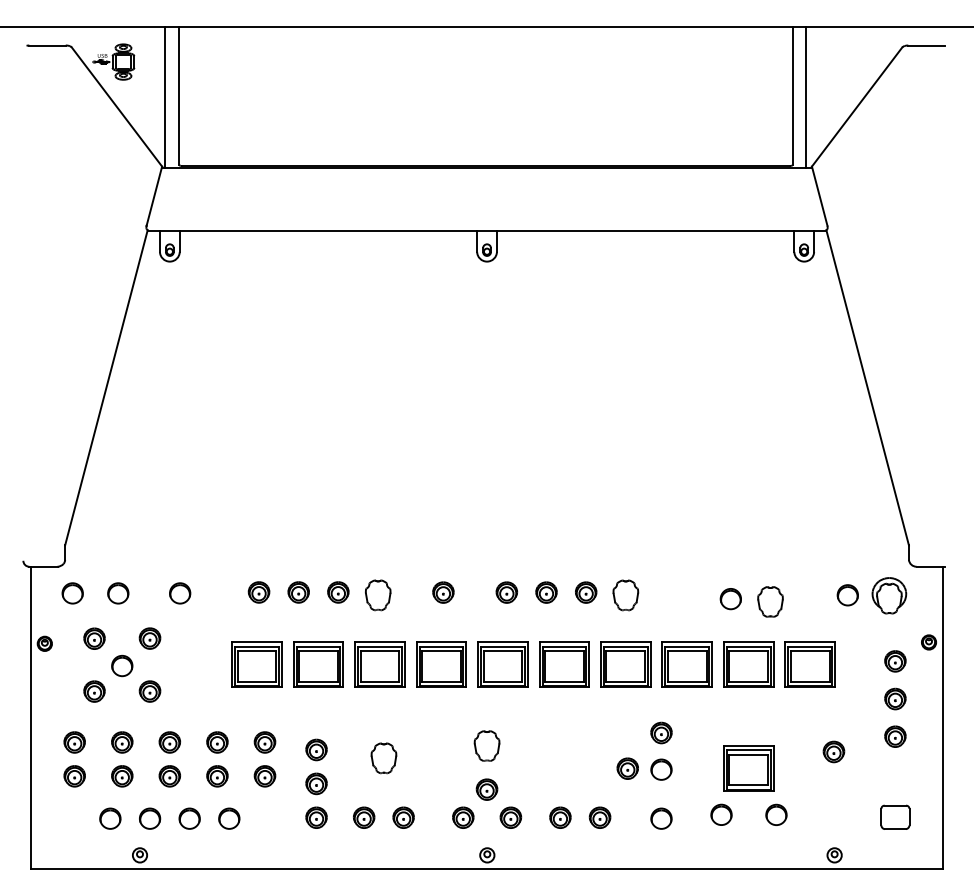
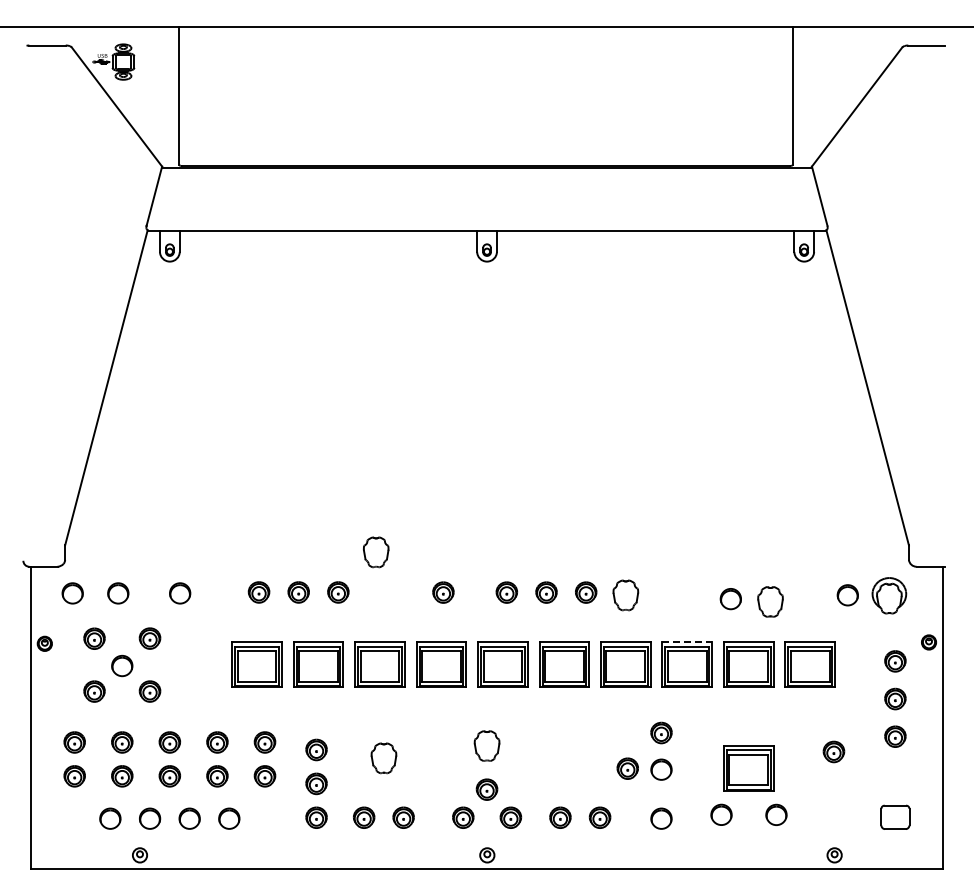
line: present -> none (165, 97)
line: present -> none (806, 97)
part position: (378, 595) -> (376, 552) (376, 552)
line: solid -> dashed (687, 641)
